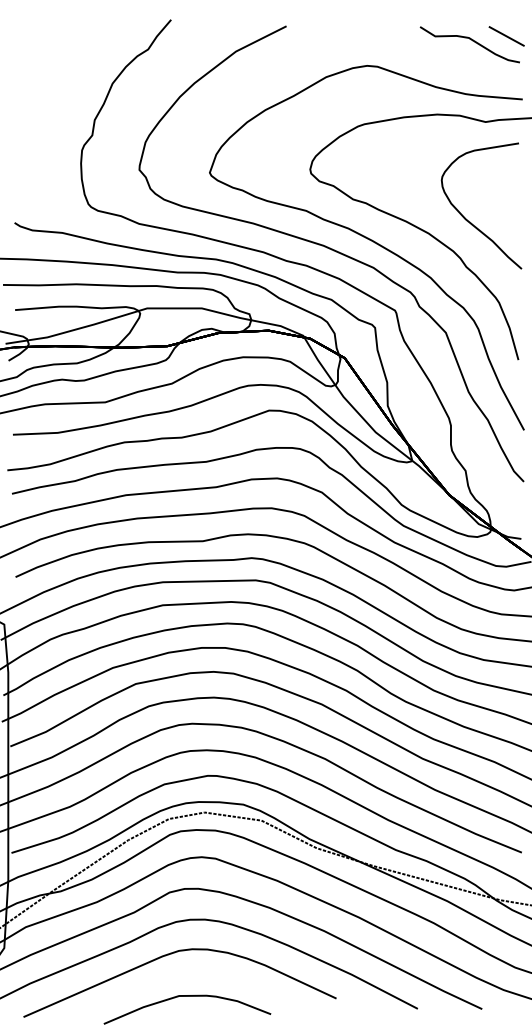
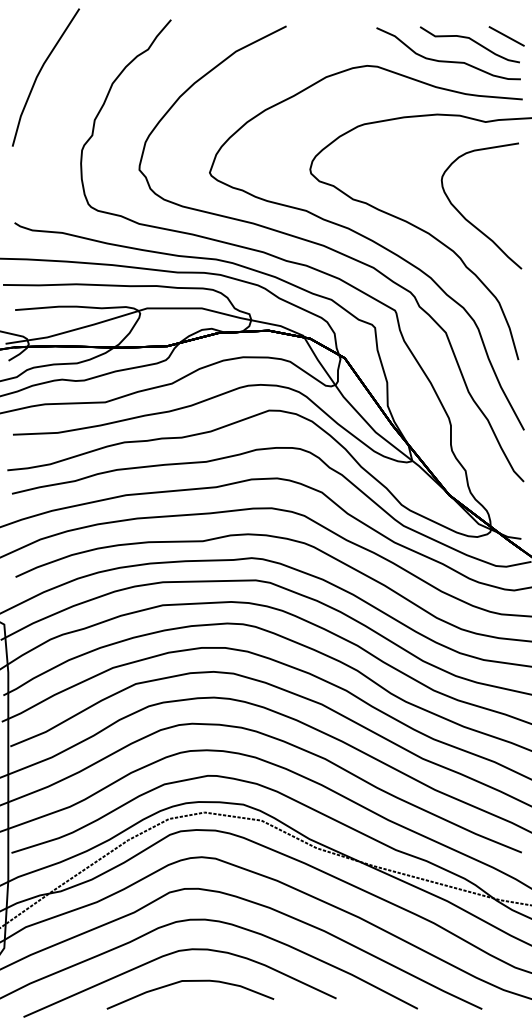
curve: none -> present (448, 60)
line: none -> present (39, 74)
curve position: (187, 996) -> (190, 981) (190, 981)
